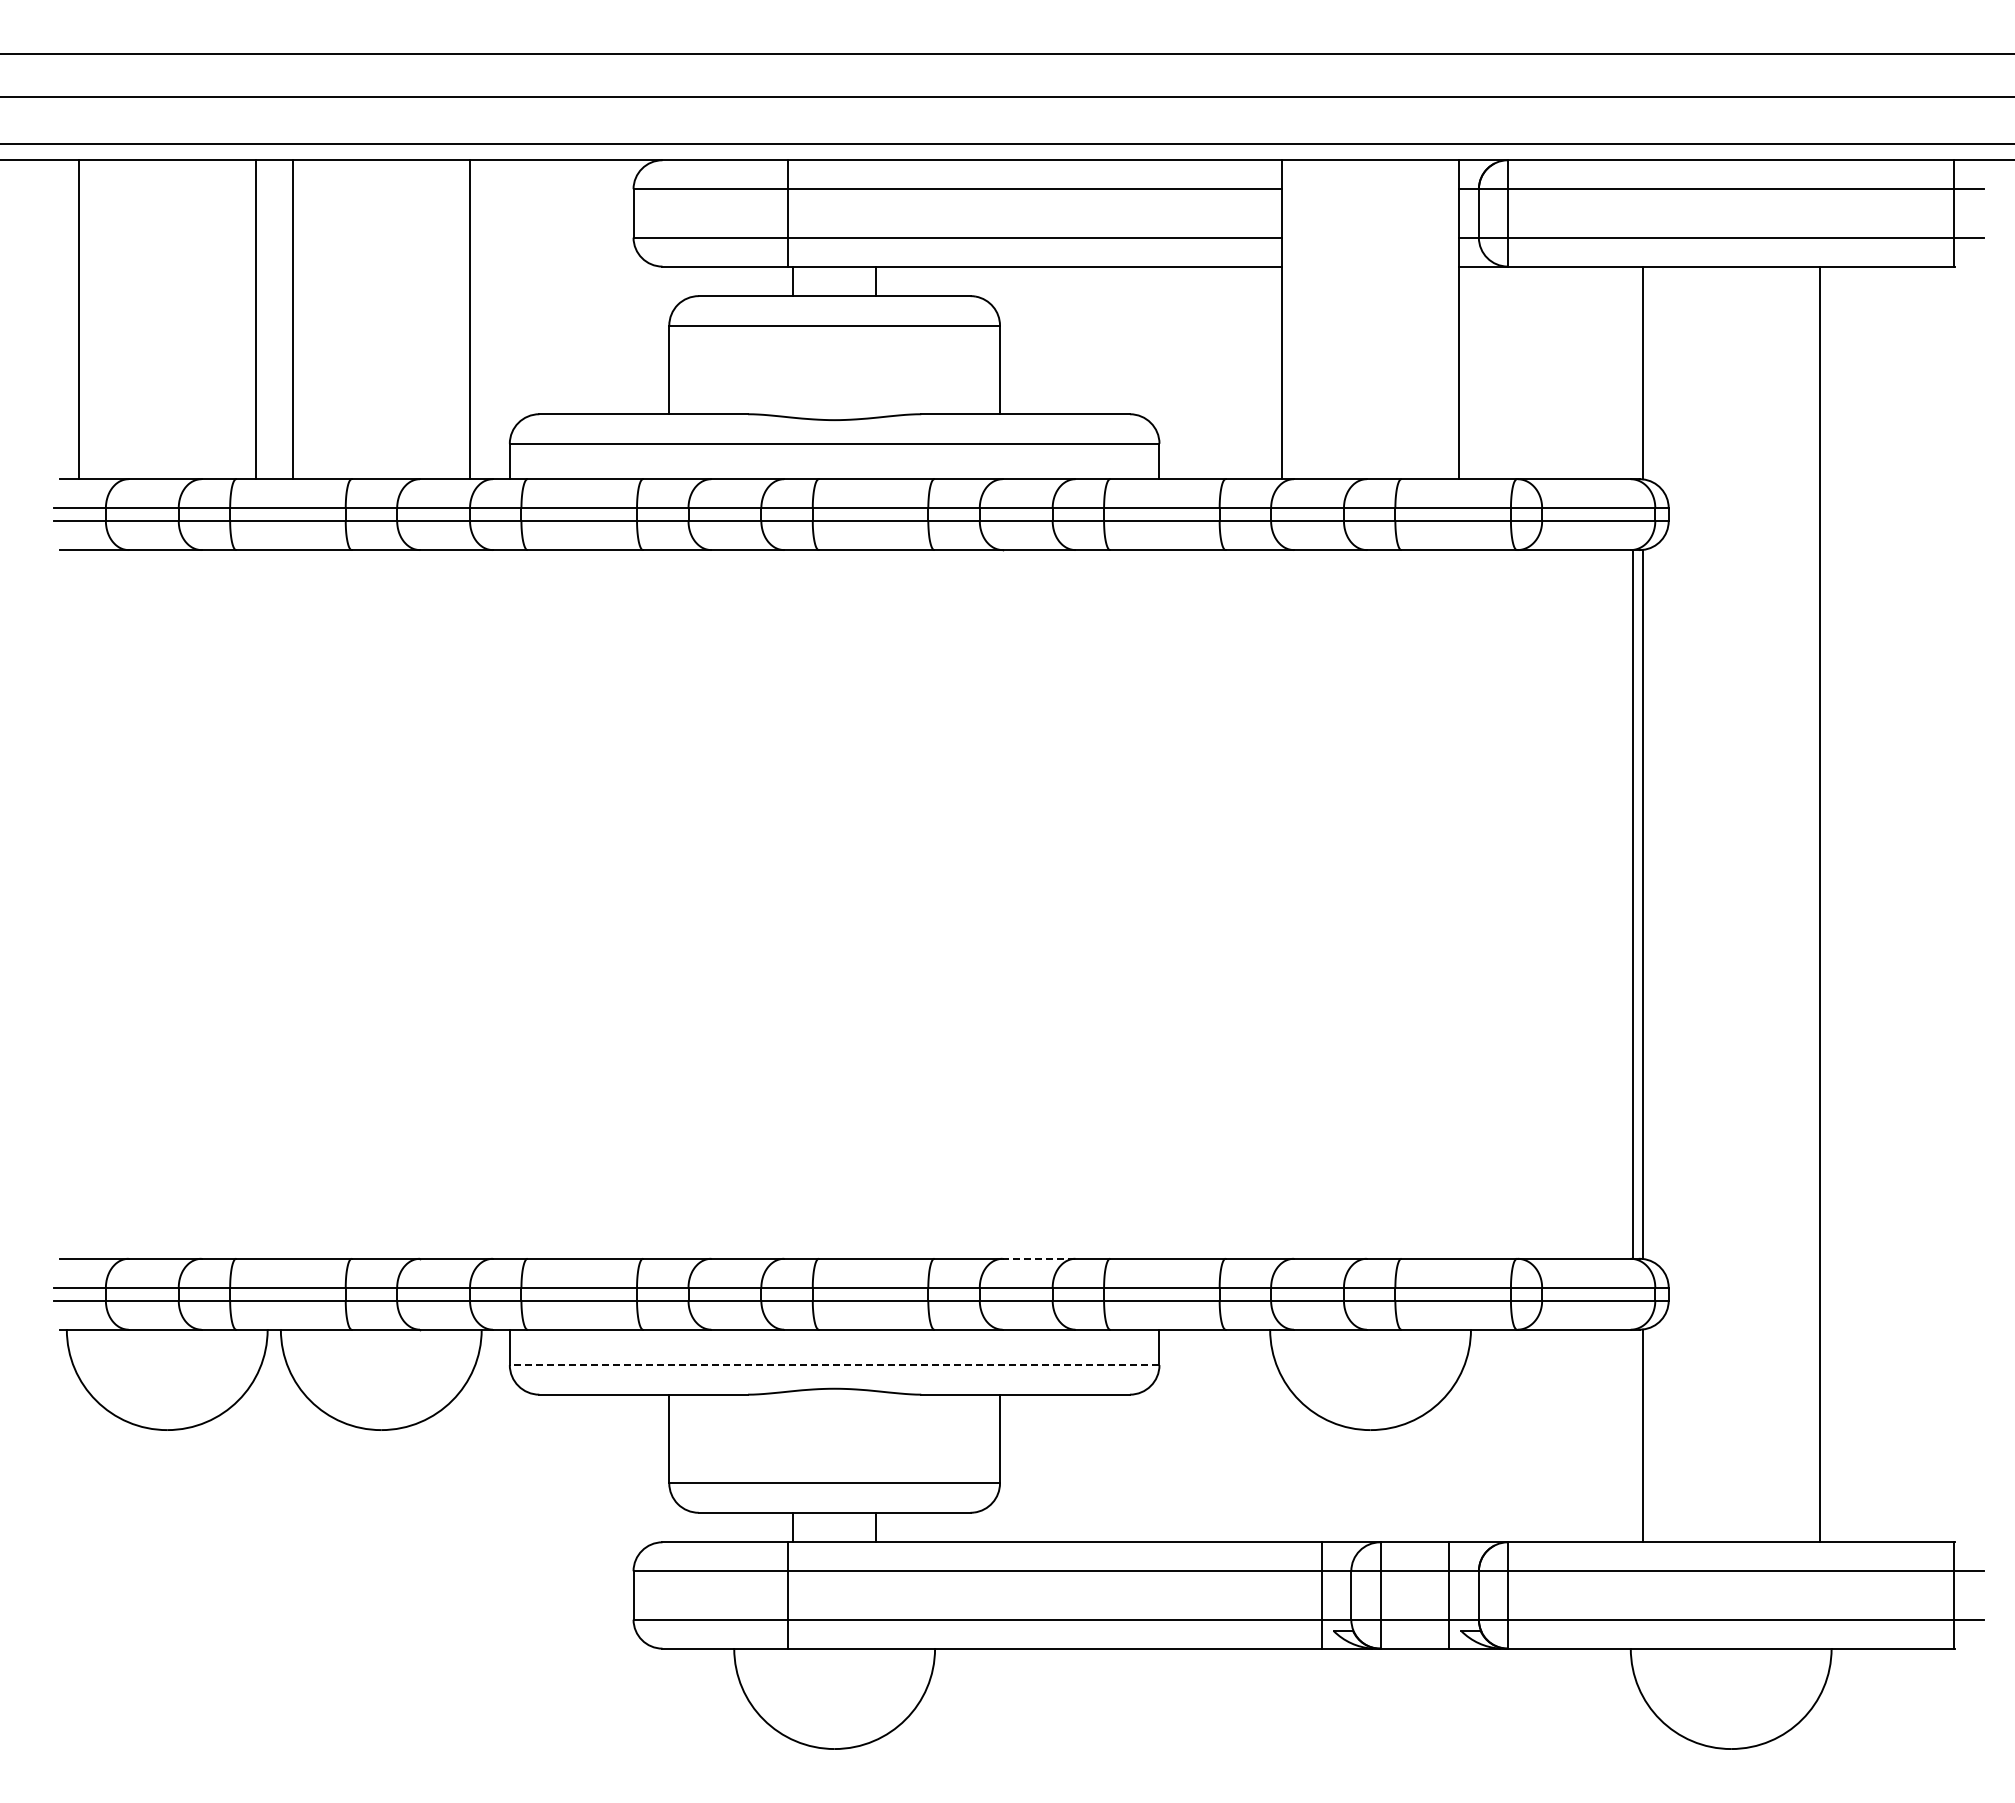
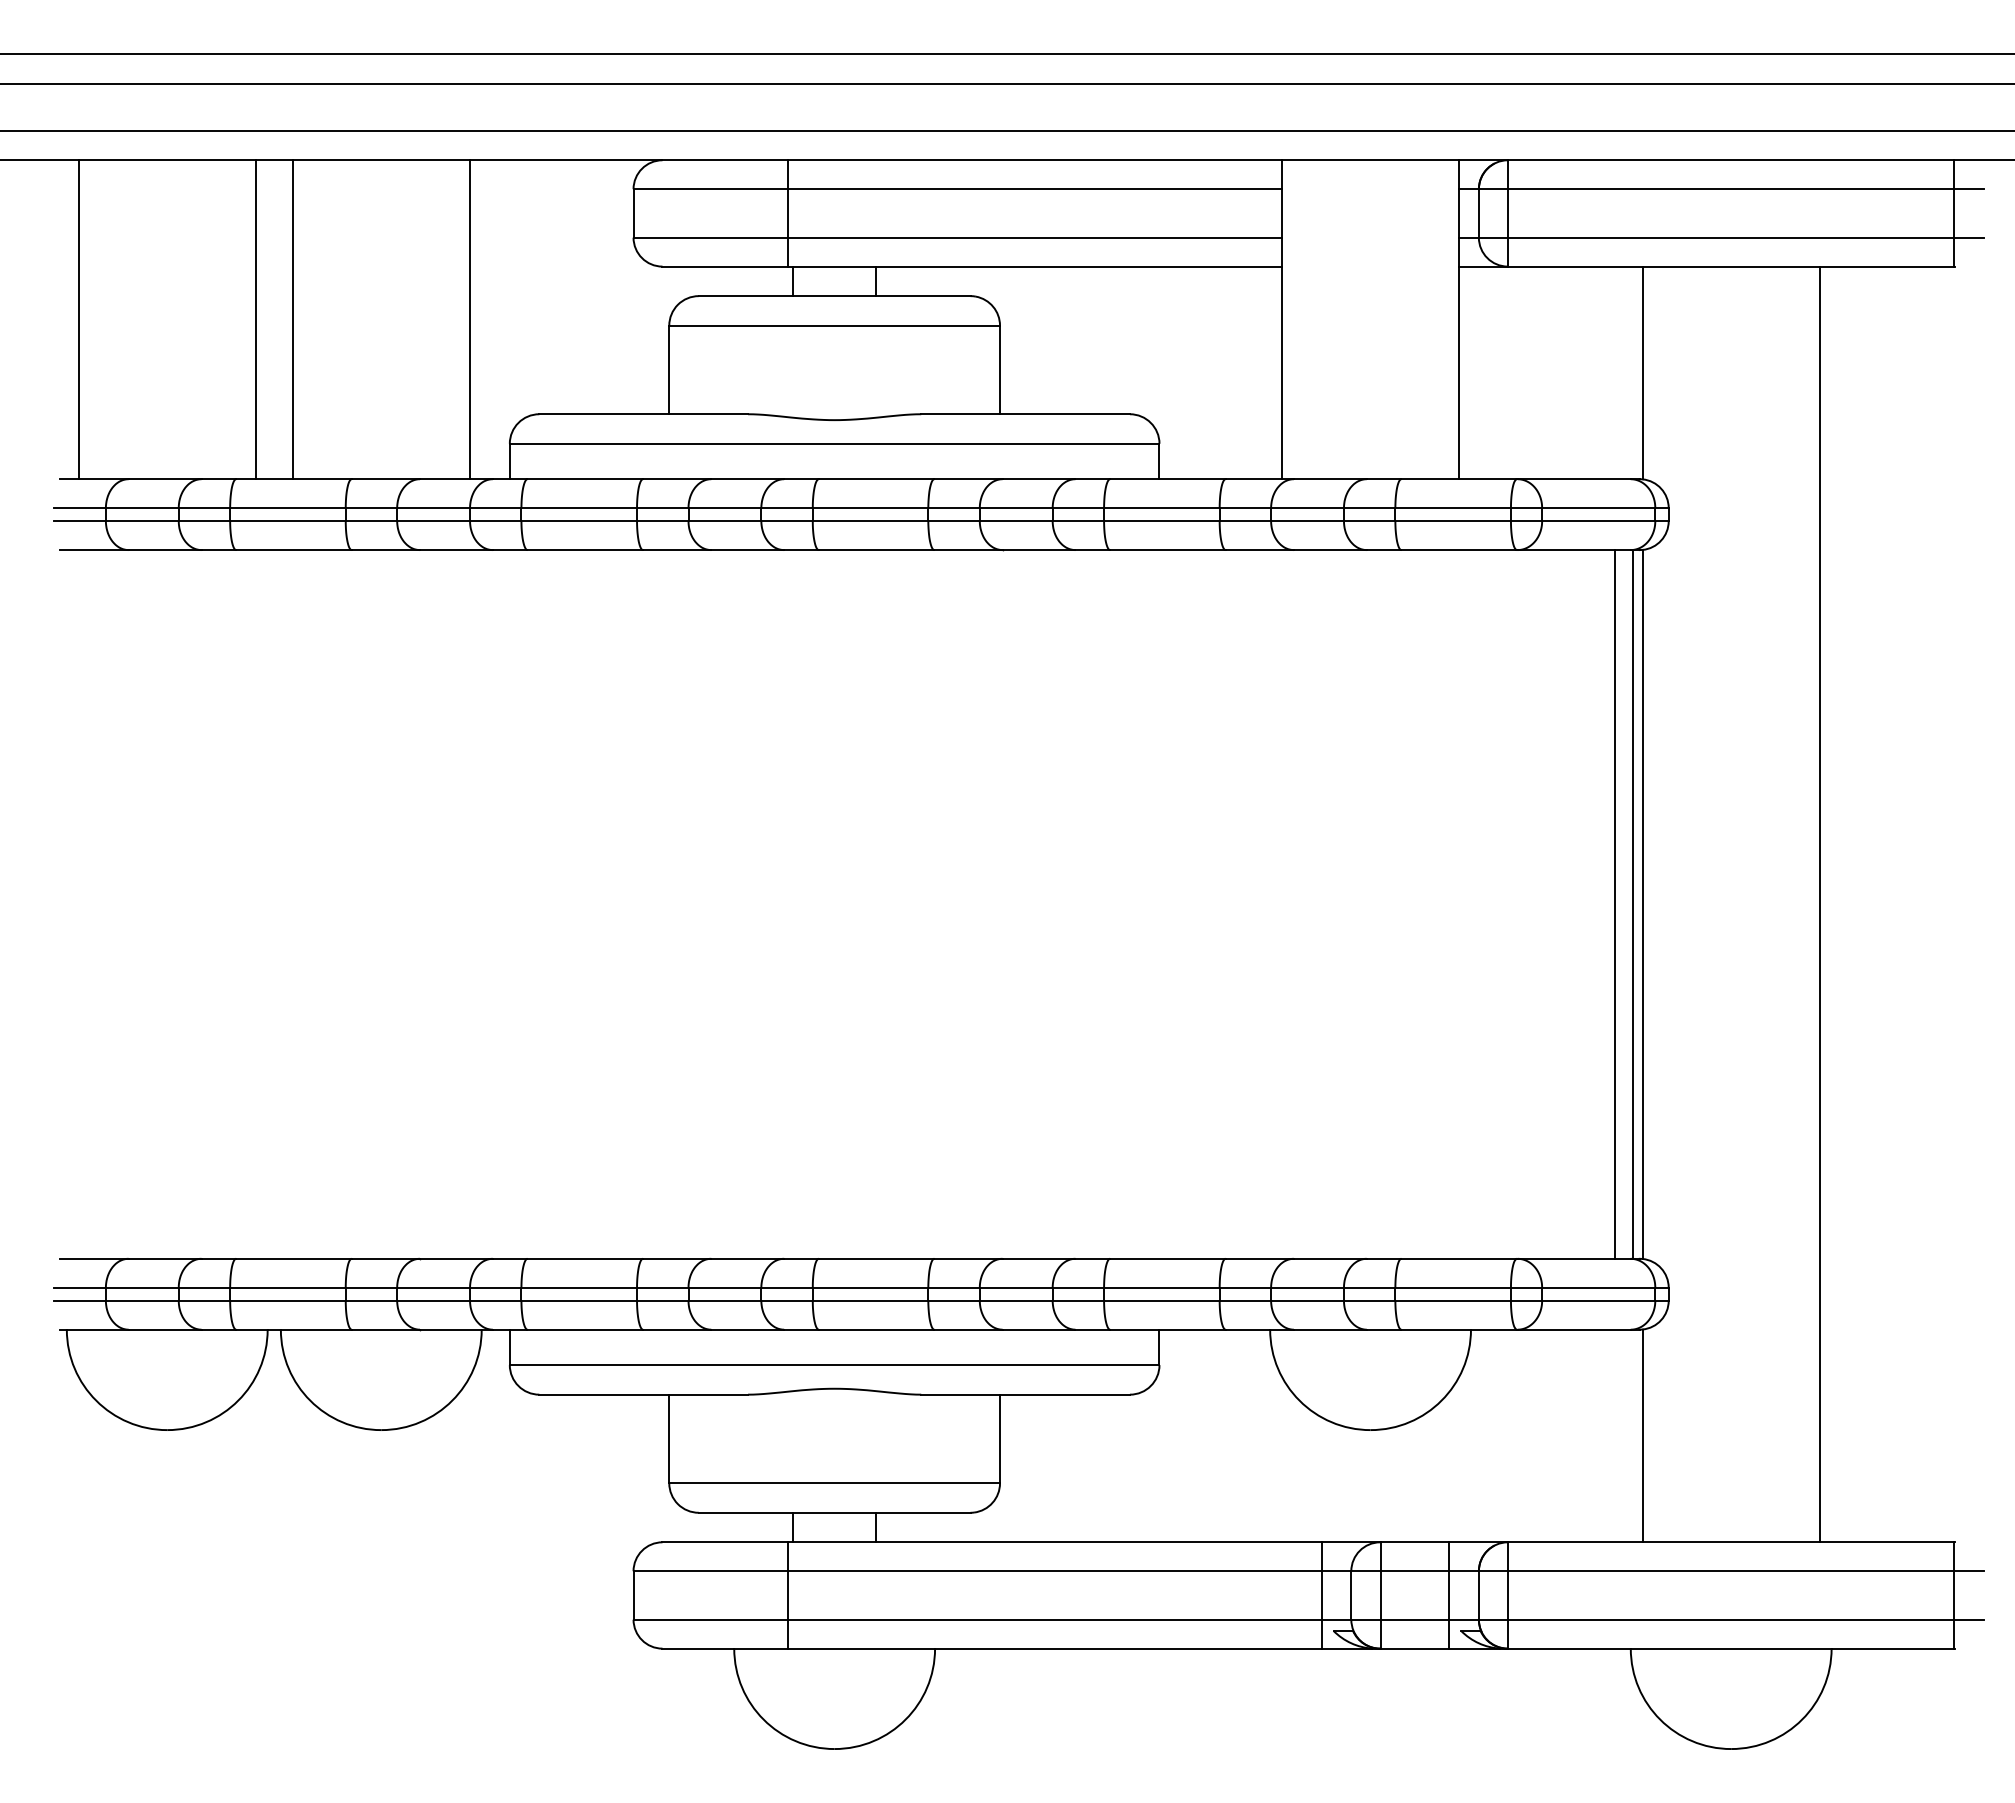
line position: (1006, 96) -> (1006, 83) (1006, 83)
line position: (1006, 143) -> (1006, 130) (1006, 130)
line: none -> present (1614, 904)
line: dashed -> solid (1038, 1258)
line: dashed -> solid (834, 1365)
